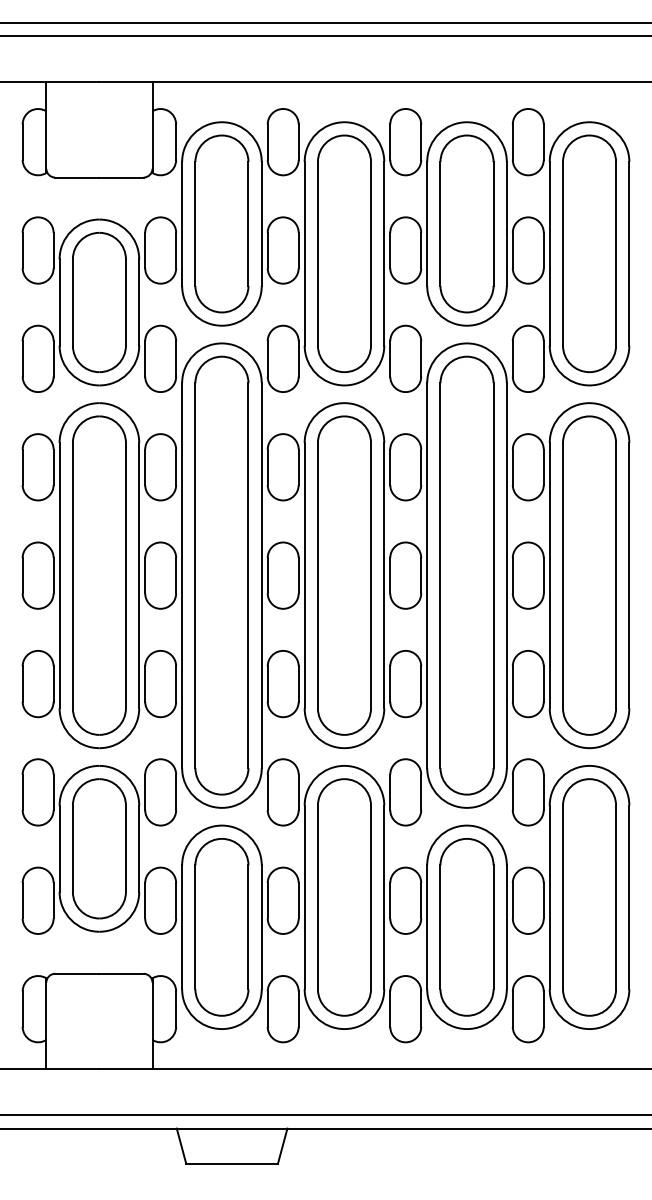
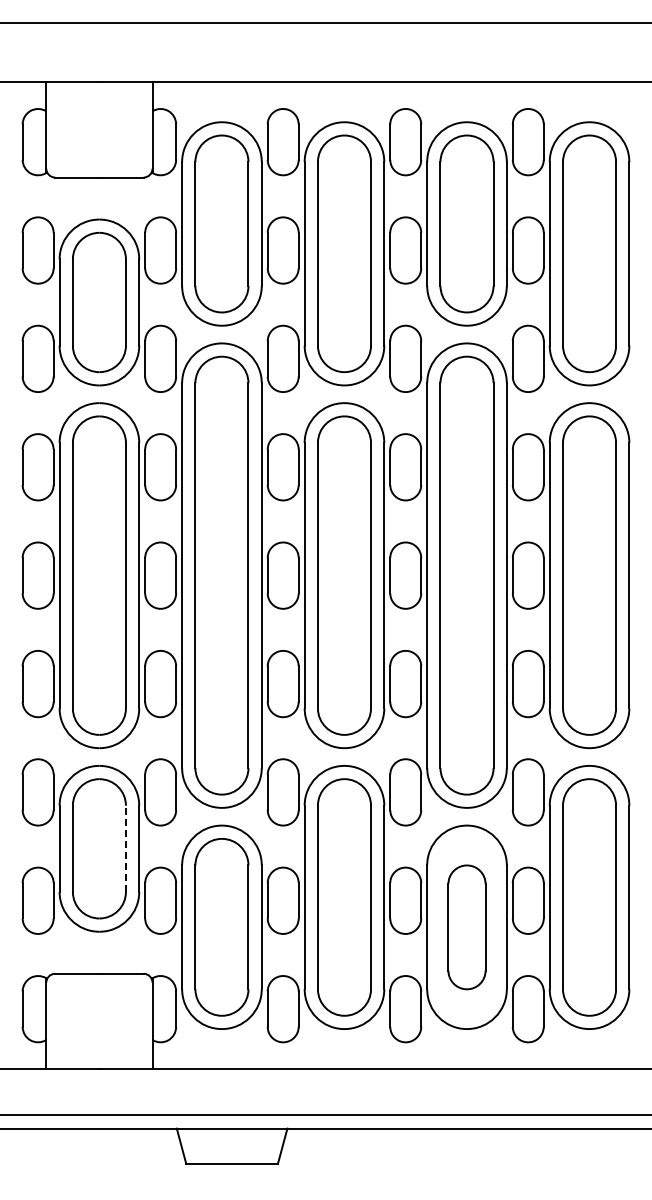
line: present -> none (325, 35)
line: solid -> dashed (125, 848)
part size: 56x179 px -> 40x127 px (466, 927)
